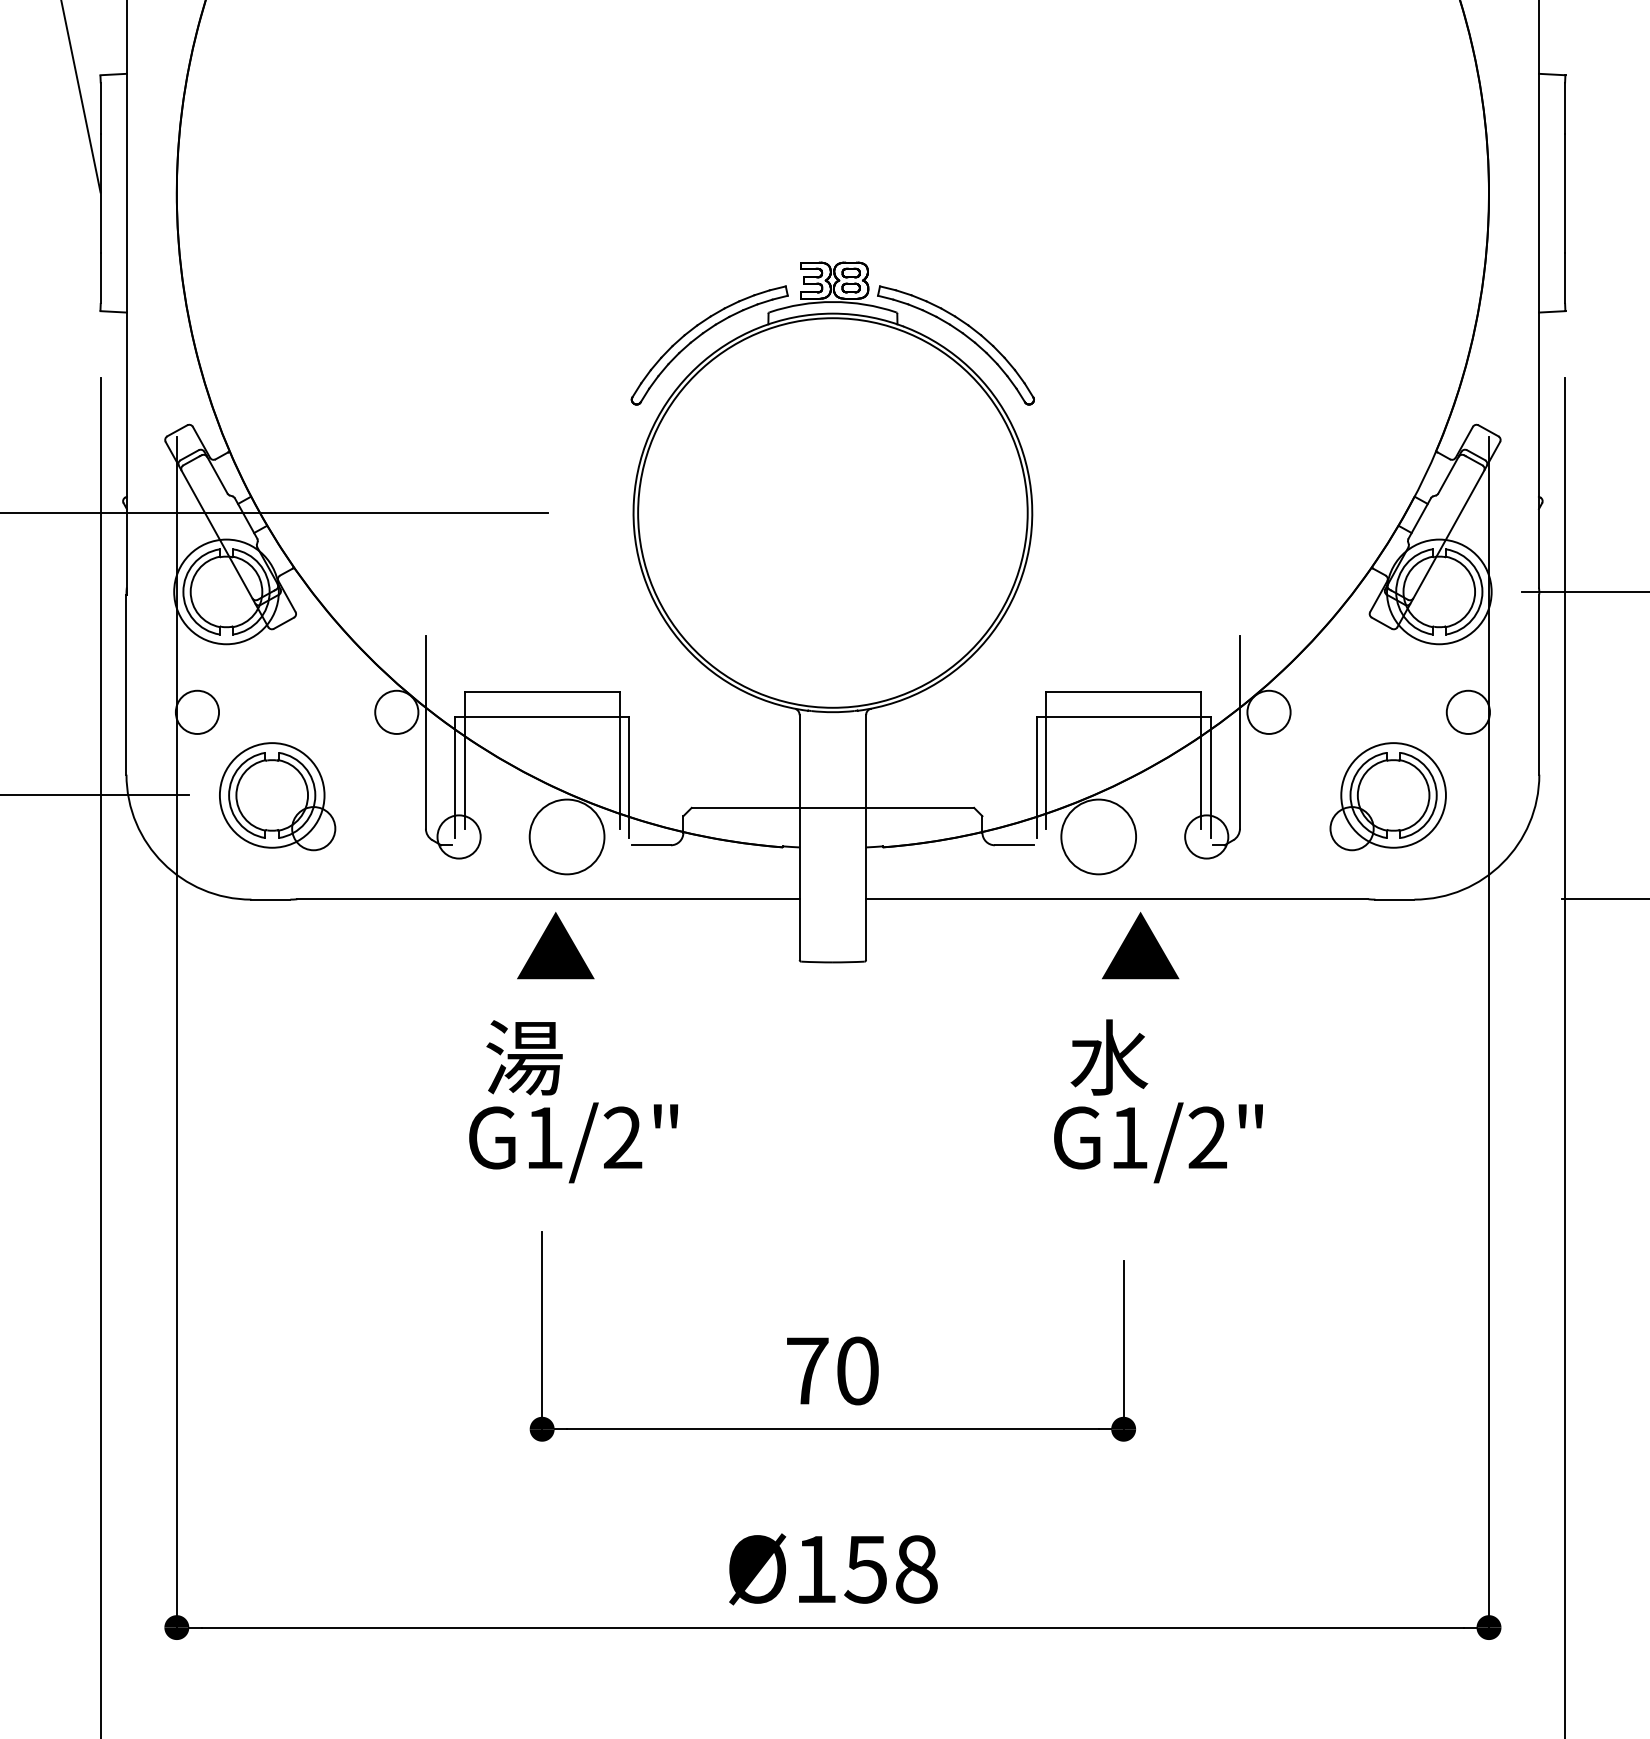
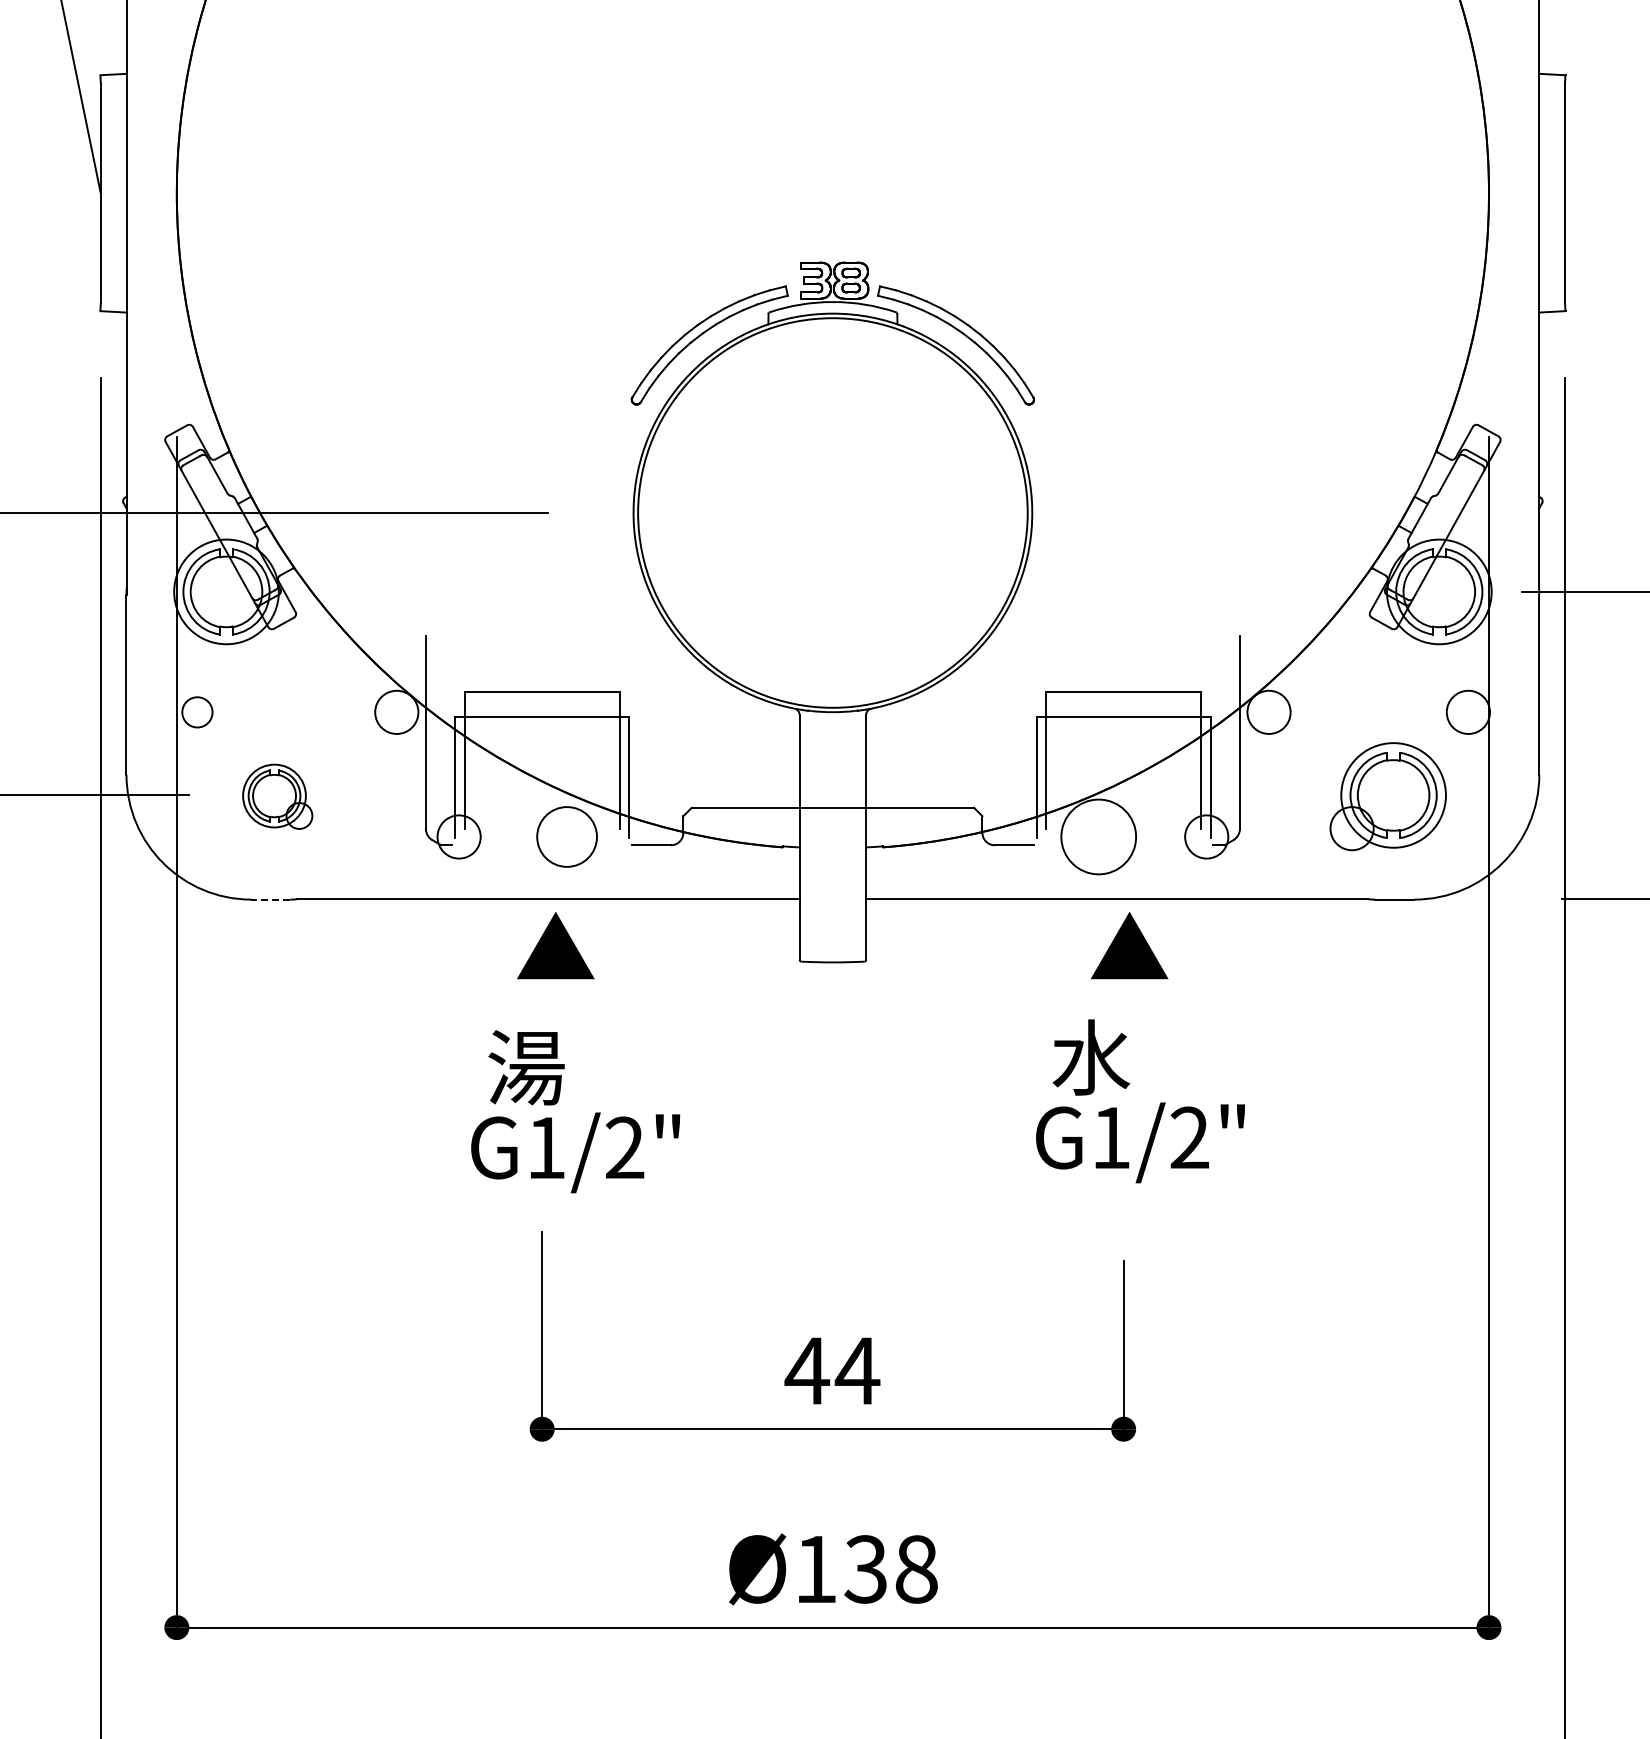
circle diameter: 43 px -> 30 px (197, 712)
part size: 118x110 px -> 72x67 px (277, 796)
circle diameter: 75 px -> 60 px (567, 836)
line: solid -> dashed (270, 899)
text position: (1140, 945) -> (1129, 945) (1129, 945)
text position: (573, 1101) -> (575, 1111) (575, 1111)
text position: (1158, 1101) -> (1140, 1101) (1140, 1101)
text: 70 -> 44 (832, 1370)
text: Ø158 -> Ø138 (865, 1569)
